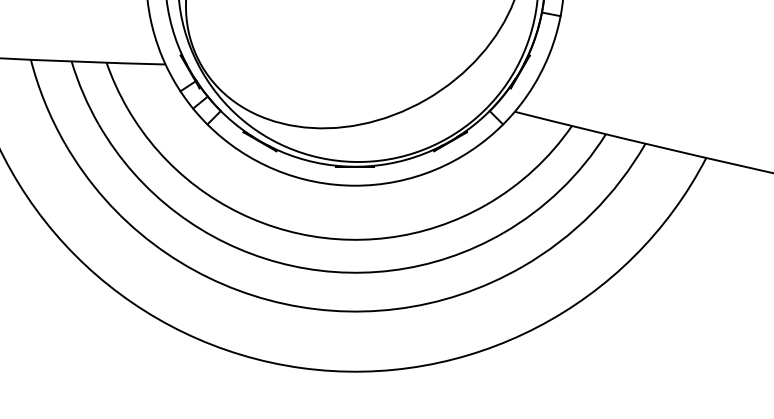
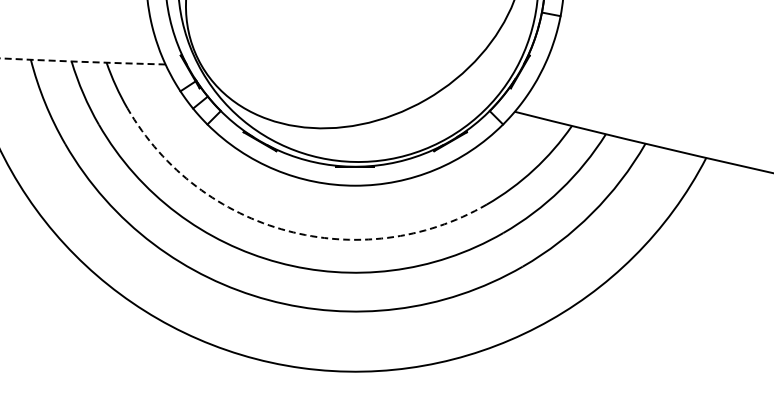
arc: solid -> dashed (82, 61)
arc: solid -> dashed (287, 230)
